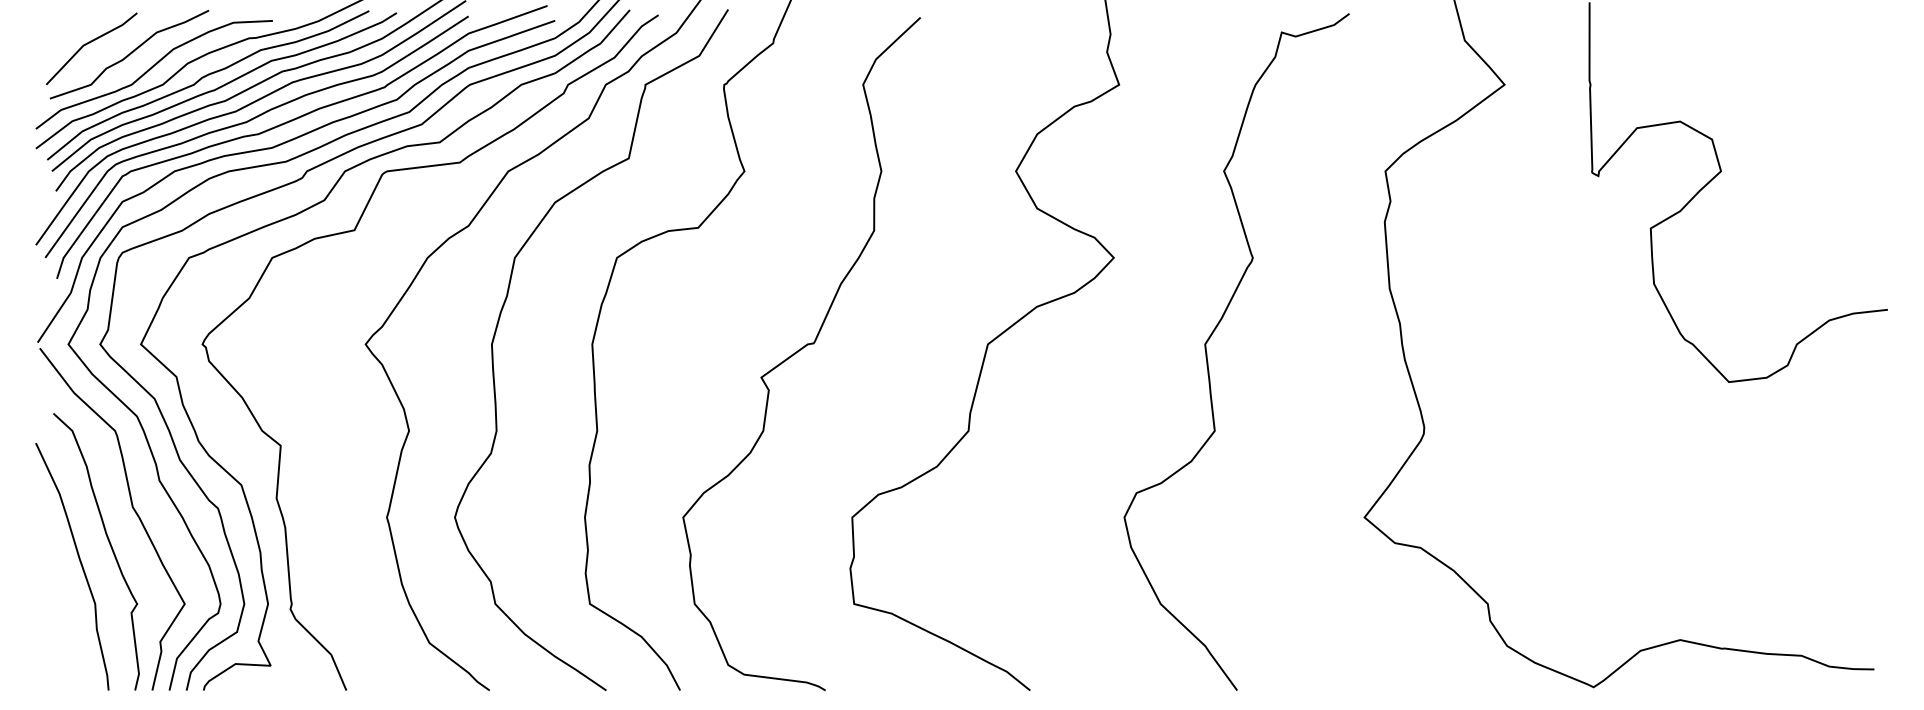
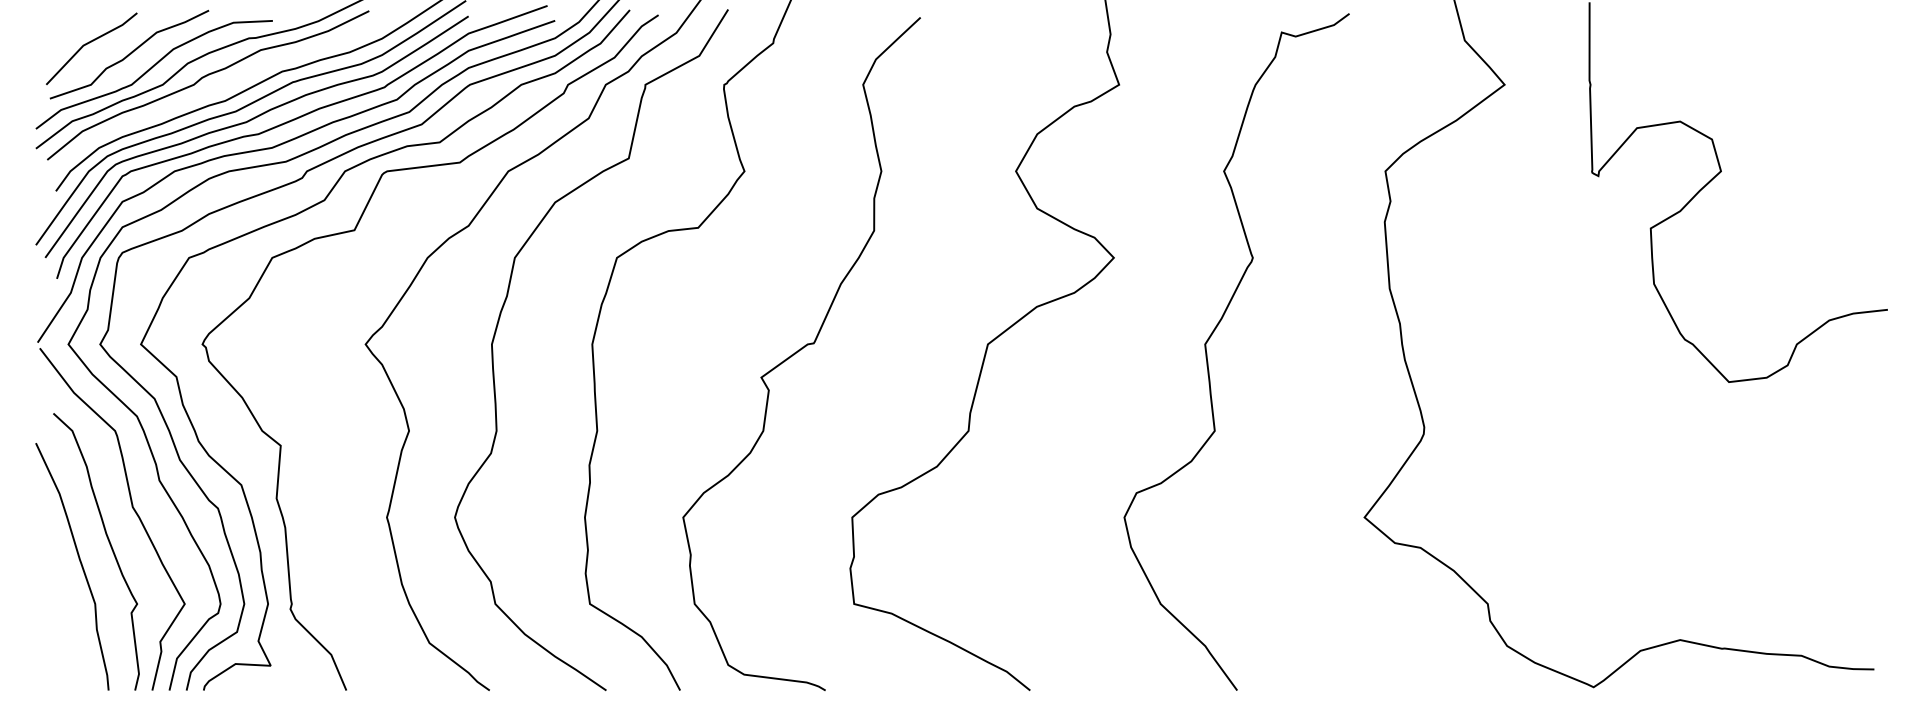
curve: present -> none (222, 87)
